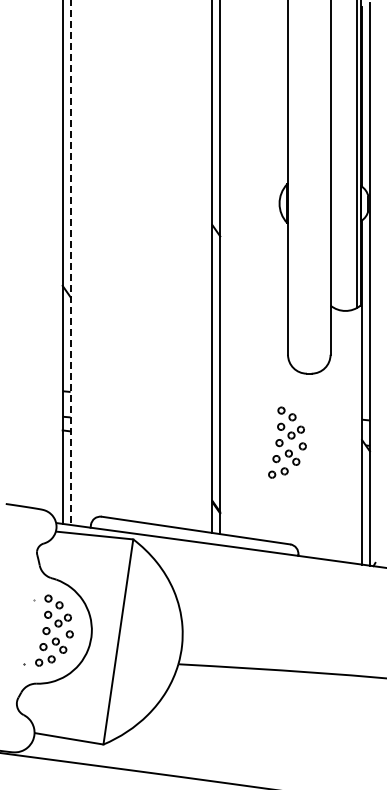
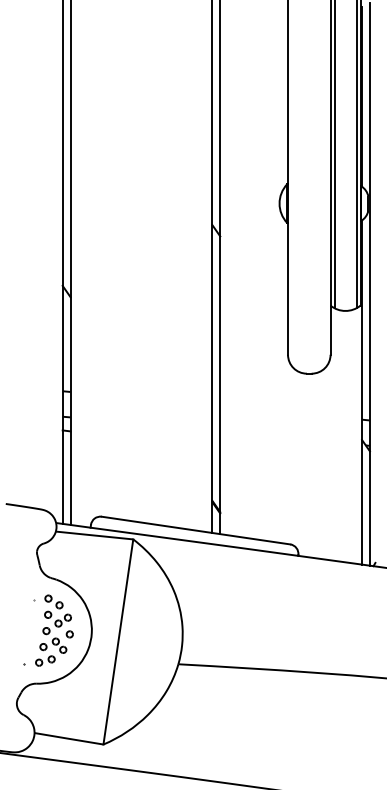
line: none -> present (334, 155)
line: dashed -> solid (70, 263)
part: present -> none (287, 442)
